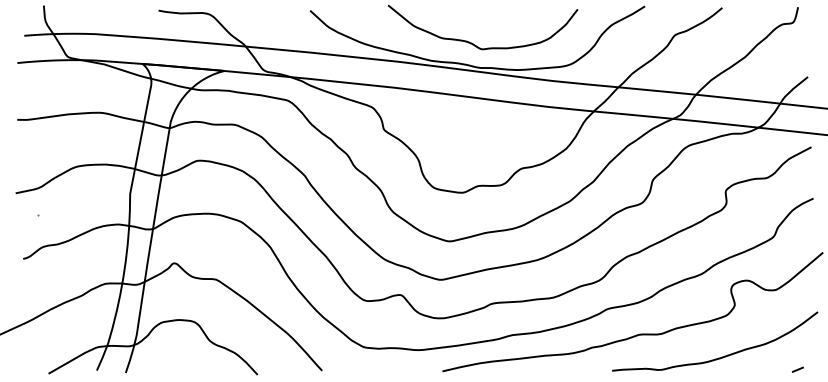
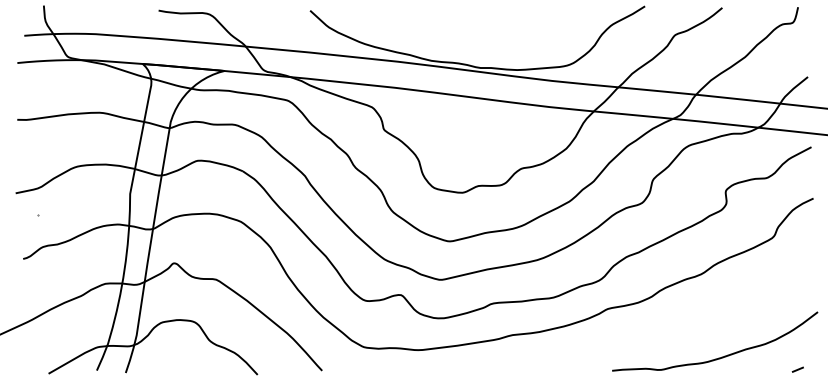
curve: present -> none (475, 44)
curve: present -> none (639, 333)
